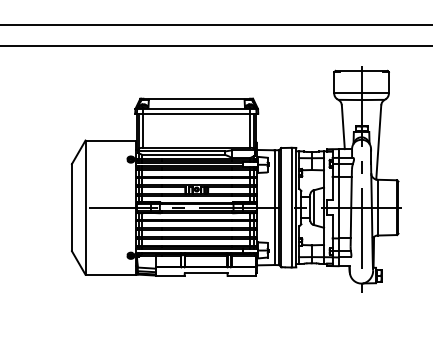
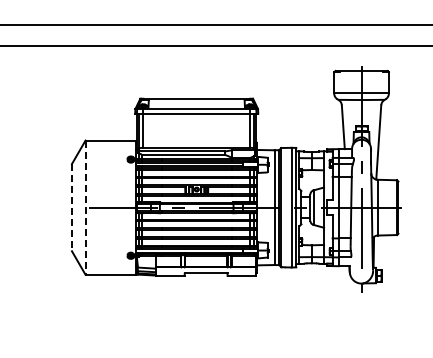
line: solid -> dashed (71, 207)
line: solid -> dashed (85, 208)
